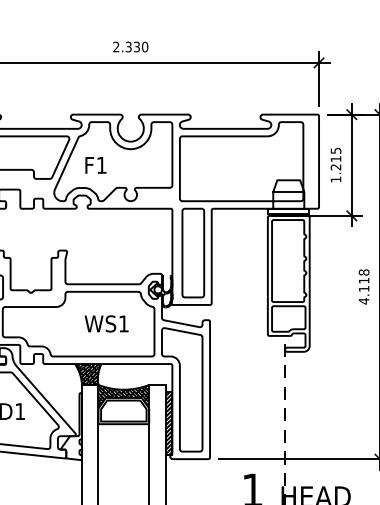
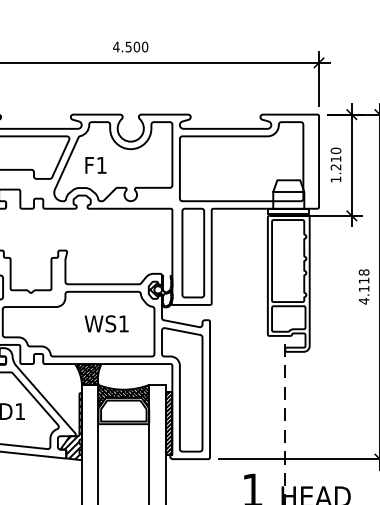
text: 2.330 -> 4.500 (126, 46)
text: 1.215 -> 1.210 (335, 150)
hatch: none -> present (73, 426)
